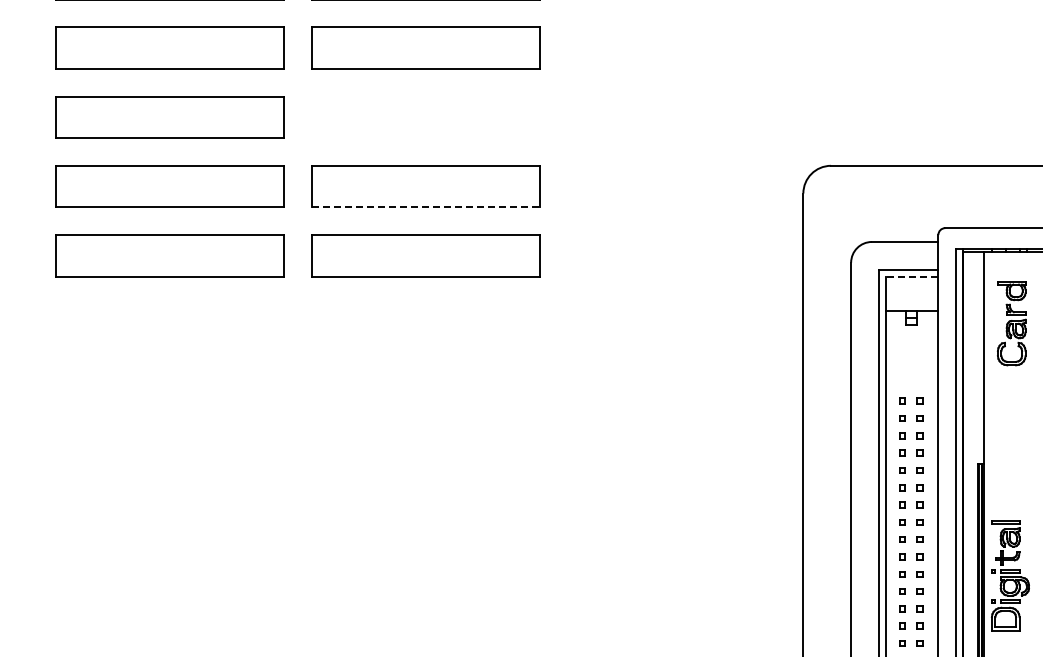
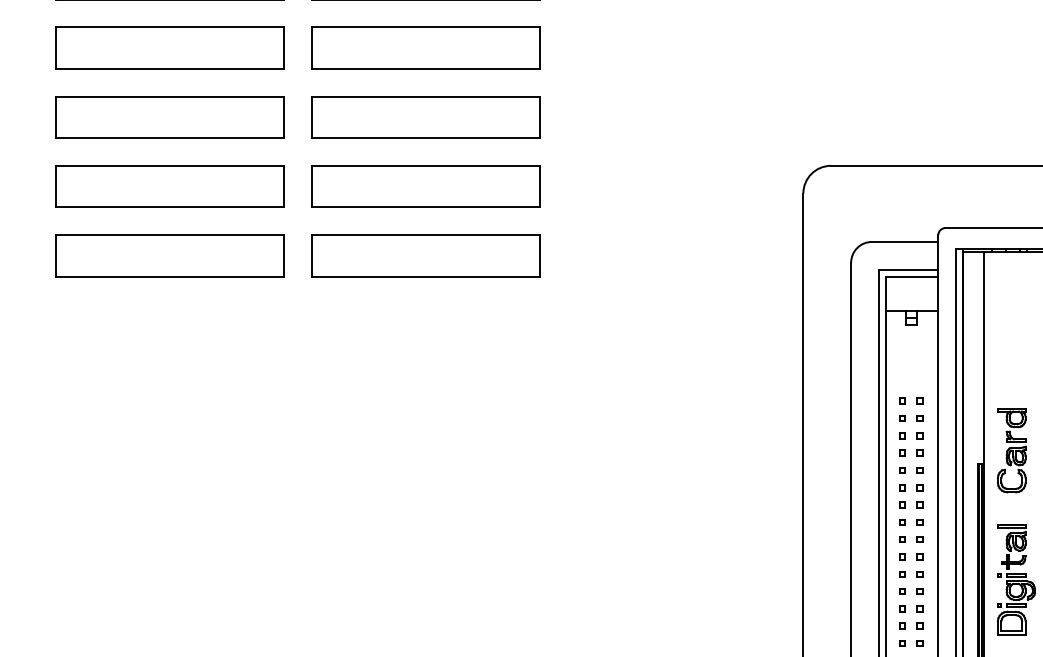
part: none -> present (425, 117)
line: dashed -> solid (426, 207)
line: dashed -> solid (911, 276)
part position: (1011, 323) -> (1011, 450) (1011, 450)
part position: (1010, 575) -> (1016, 579) (1016, 579)
